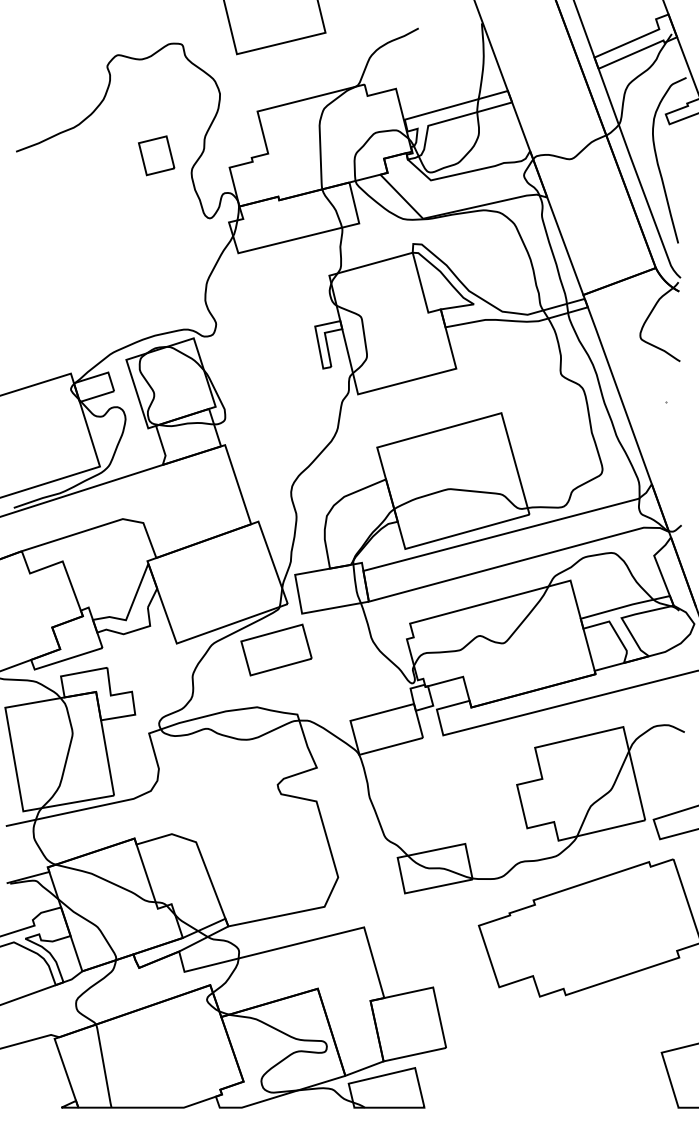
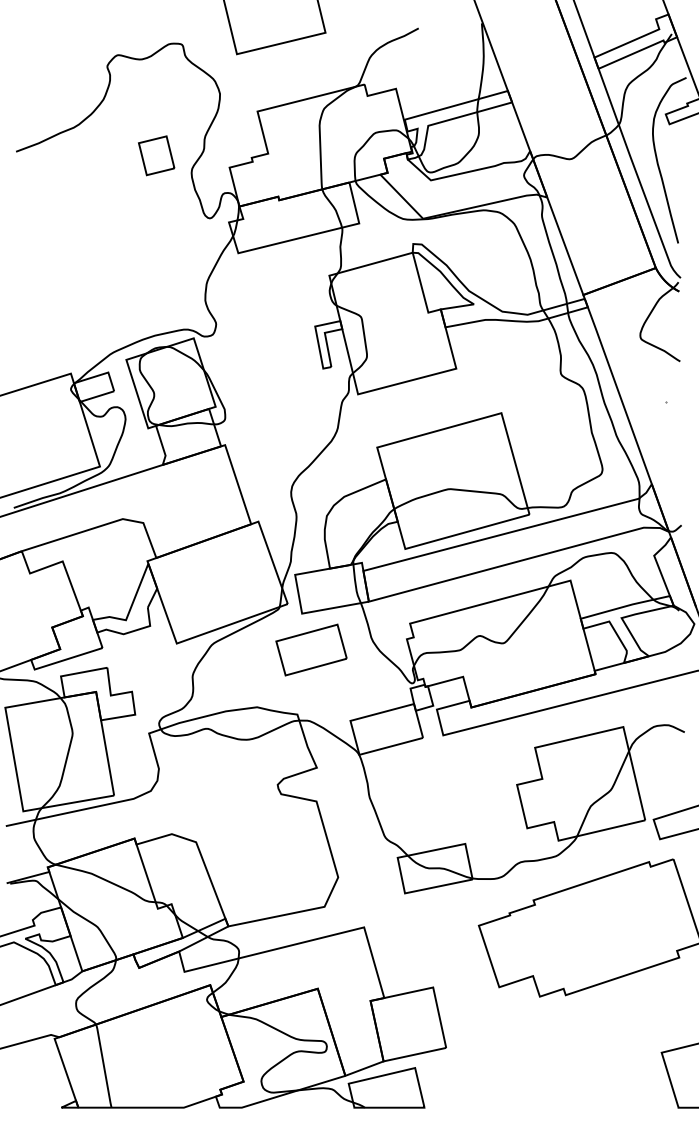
part position: (276, 649) -> (311, 649) (311, 649)
